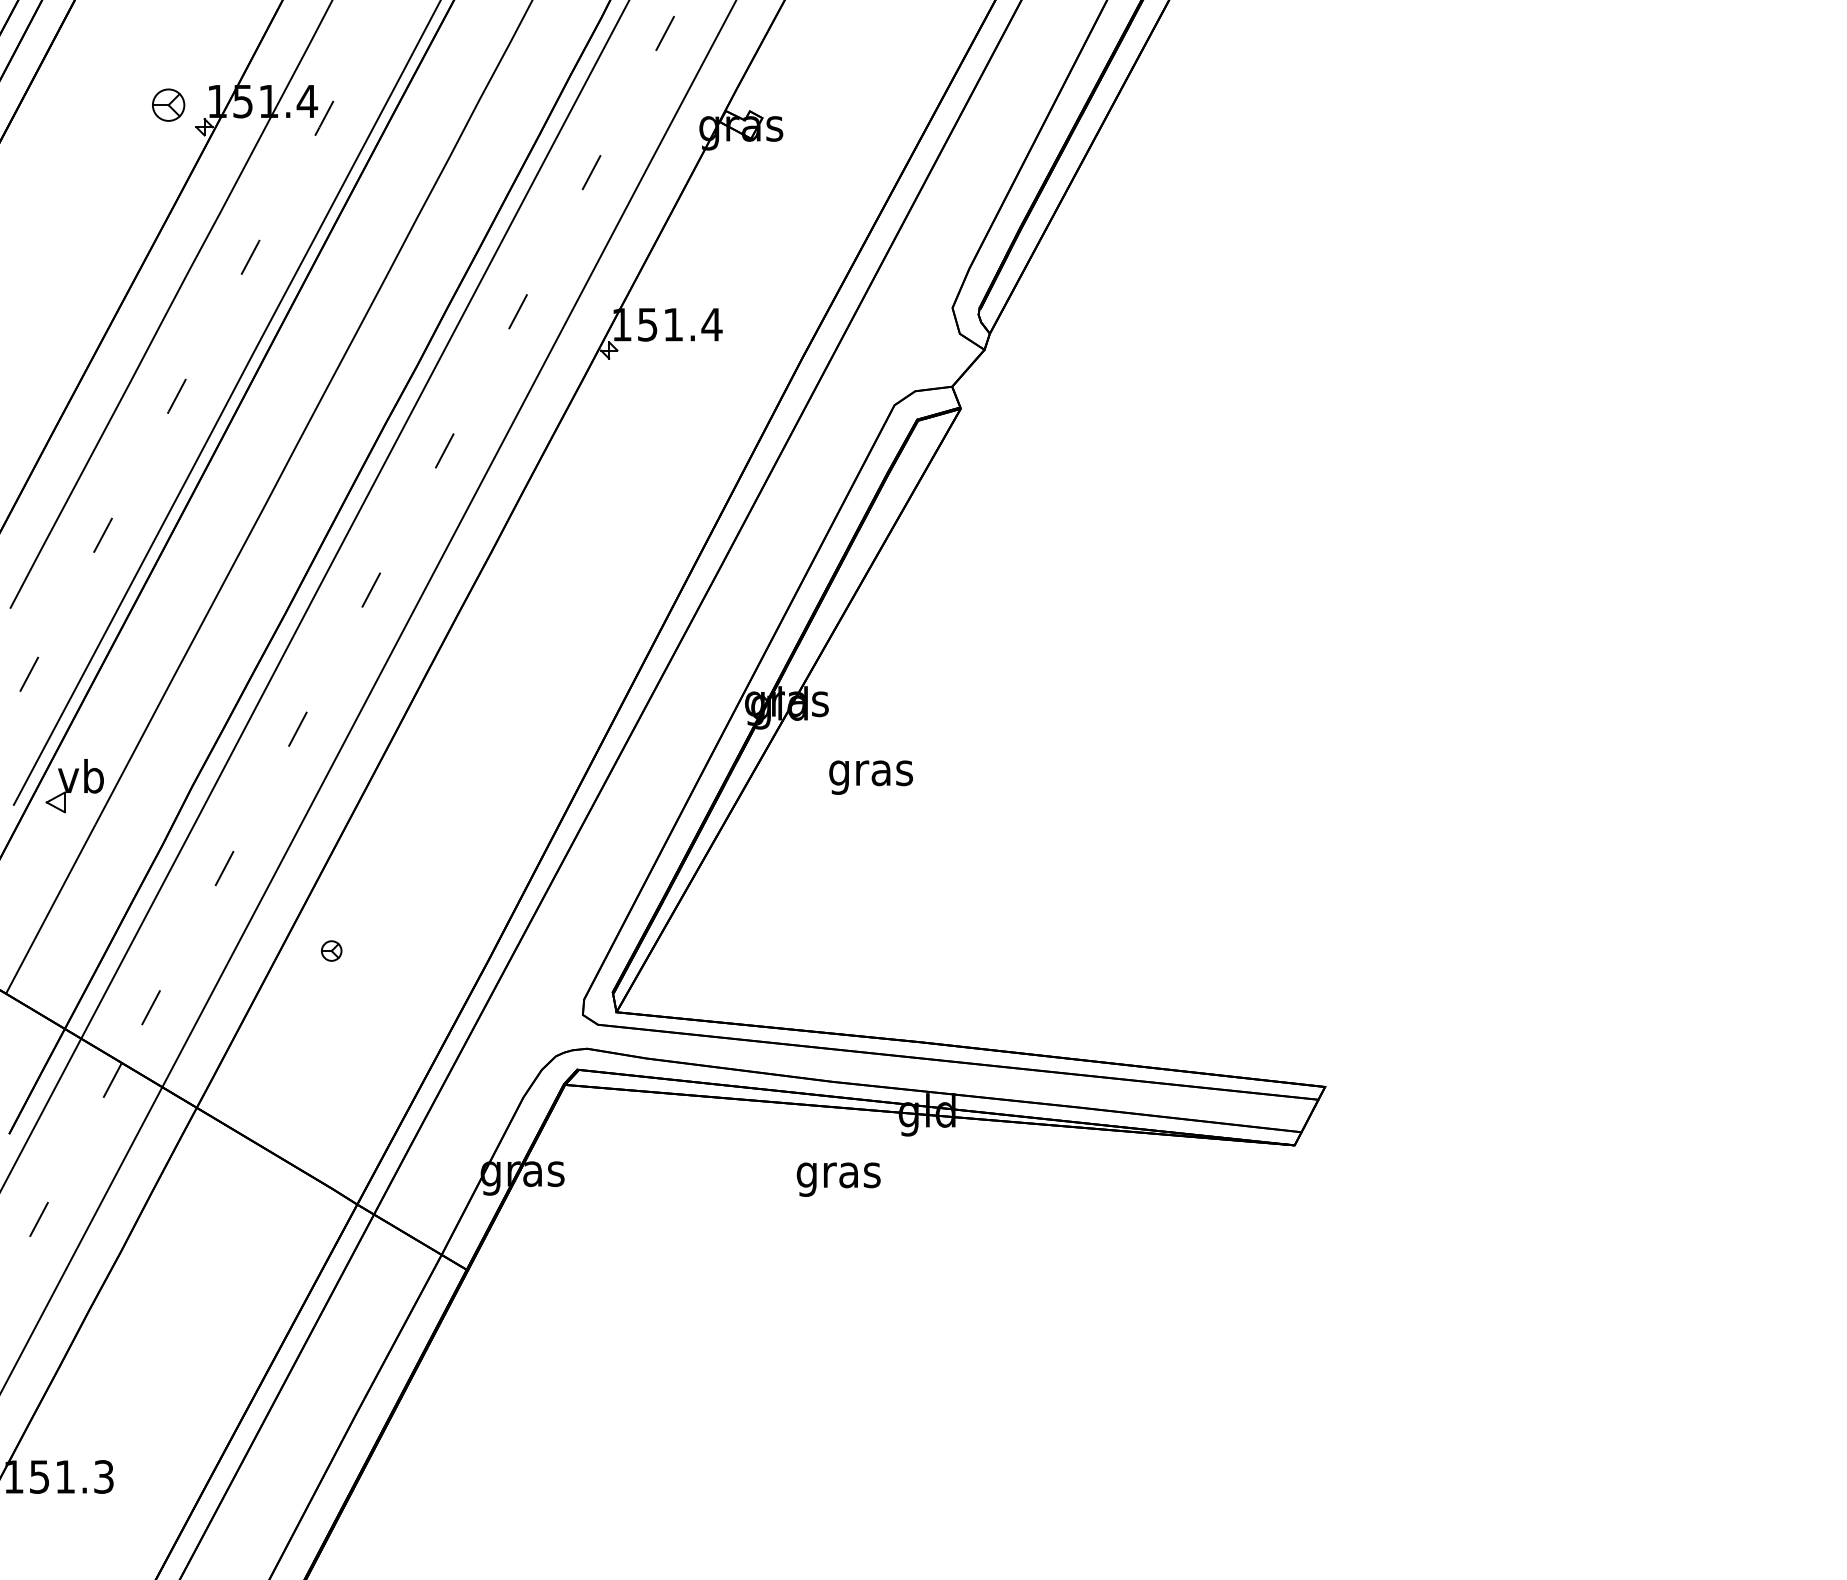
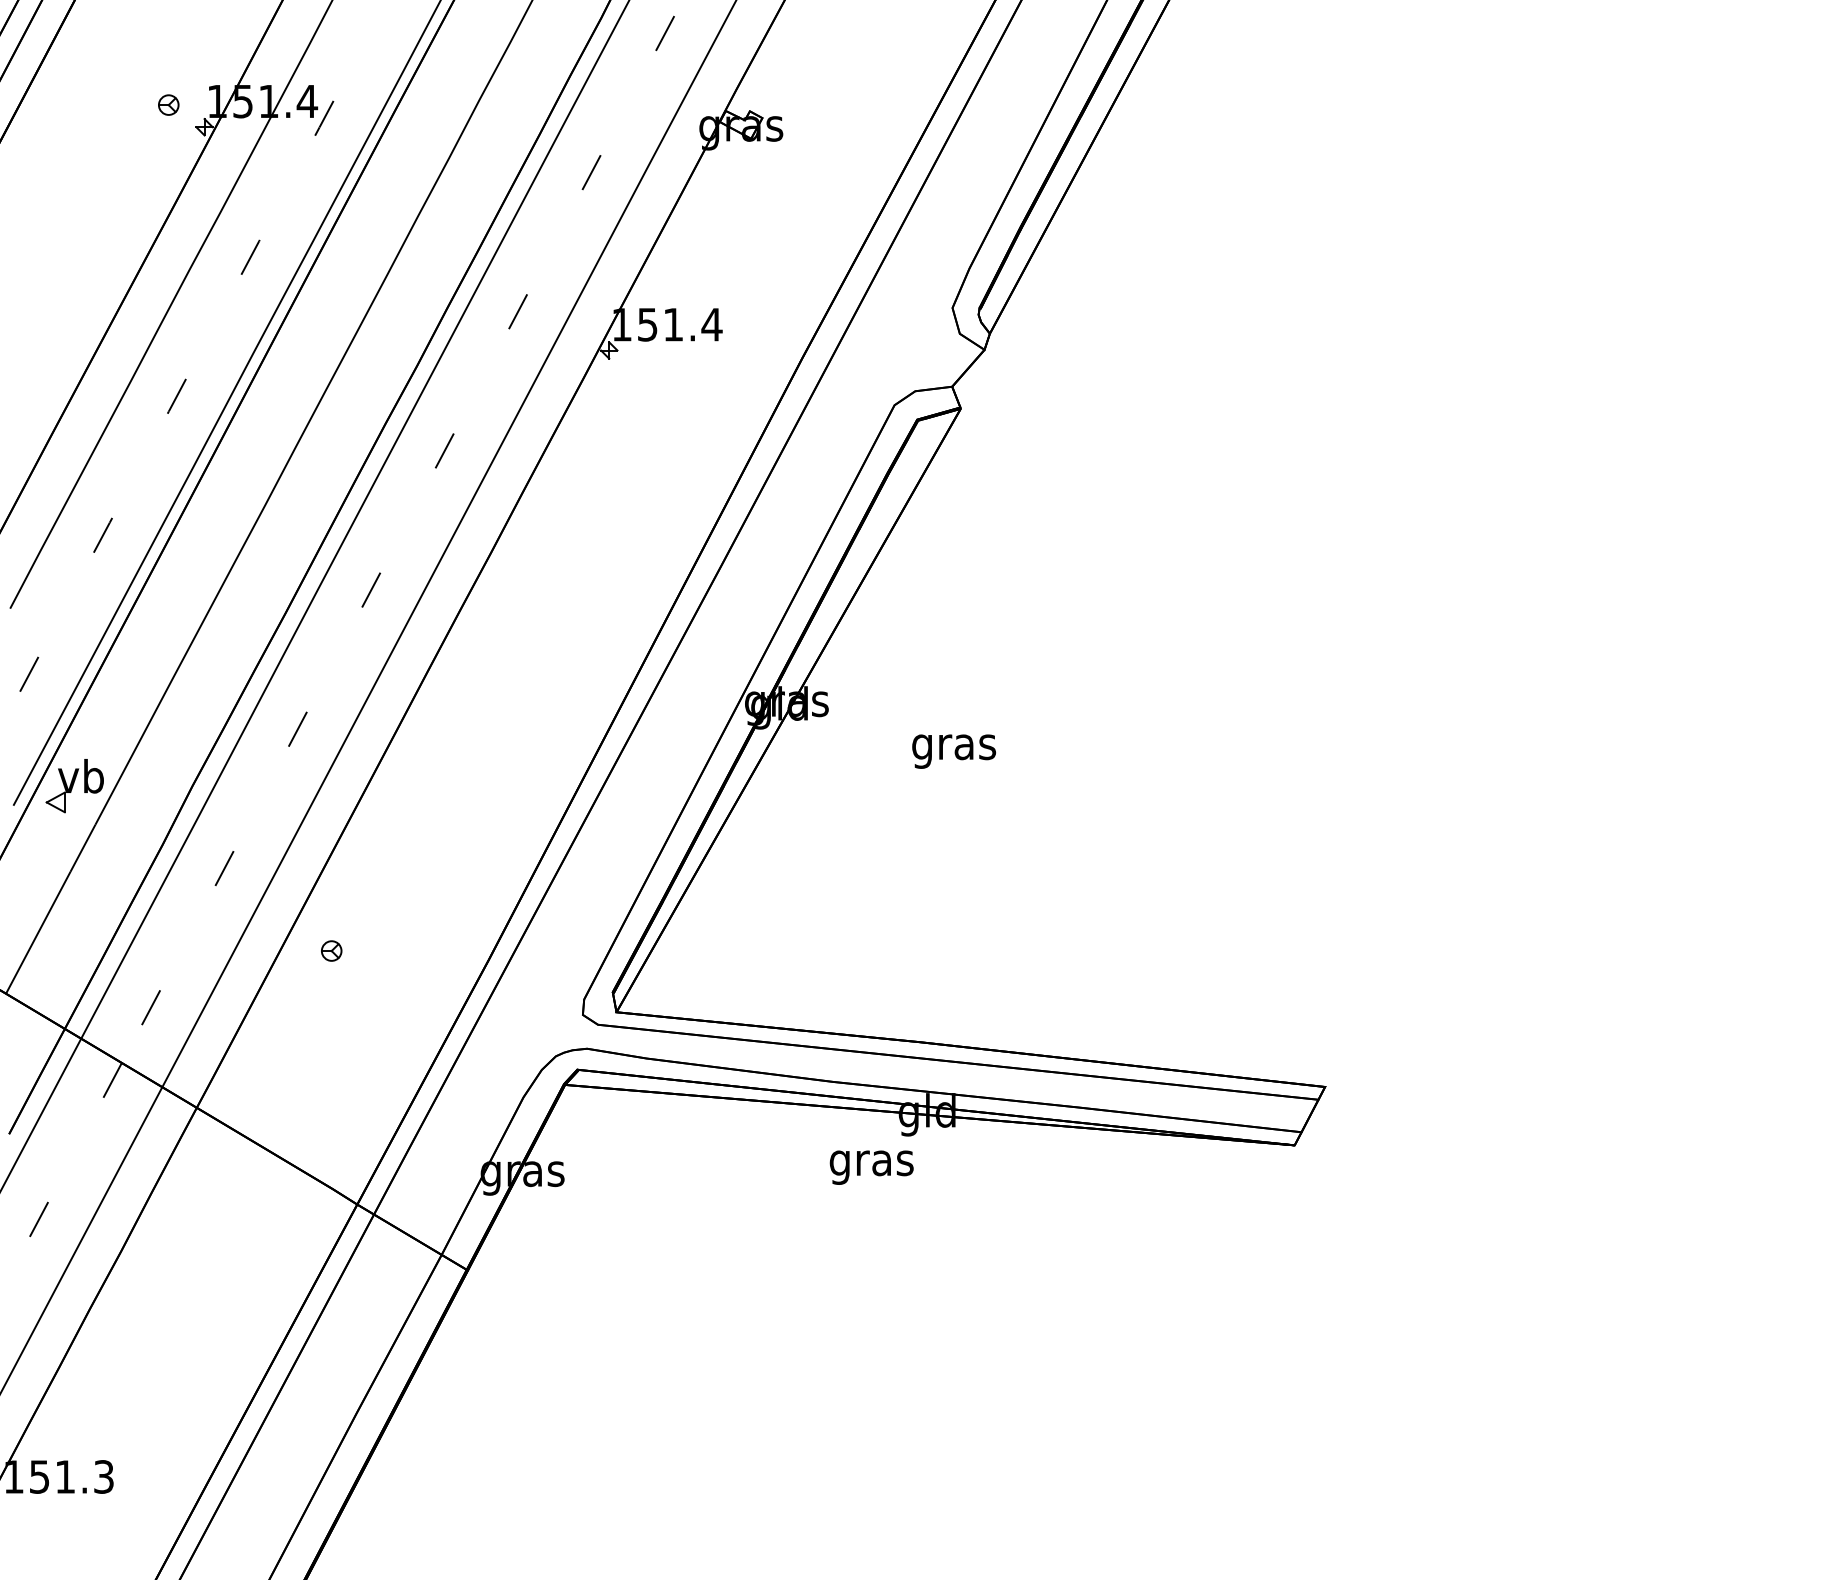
part size: 34x34 px -> 22x22 px (168, 104)
text position: (870, 777) -> (953, 751) (953, 751)
text position: (838, 1179) -> (871, 1167) (871, 1167)
